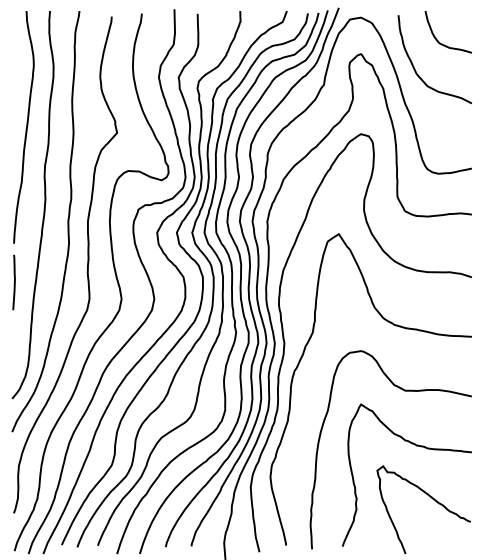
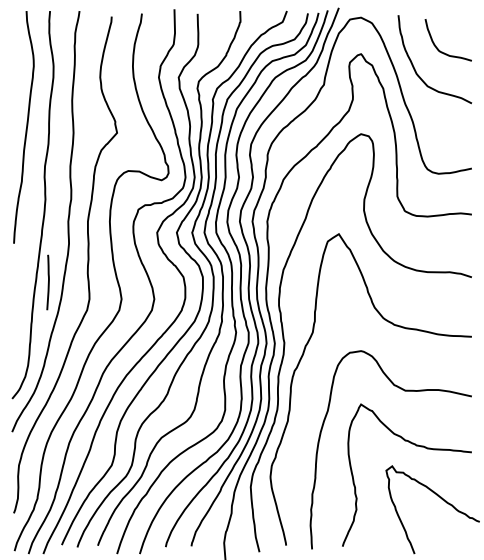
curve position: (438, 40) -> (438, 48) (438, 48)
line position: (14, 282) -> (48, 282) (48, 282)
curve position: (432, 499) -> (441, 499) (441, 499)
